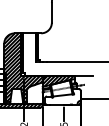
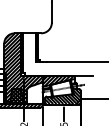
hatch: none -> present (16, 96)
hatch: none -> present (62, 96)
